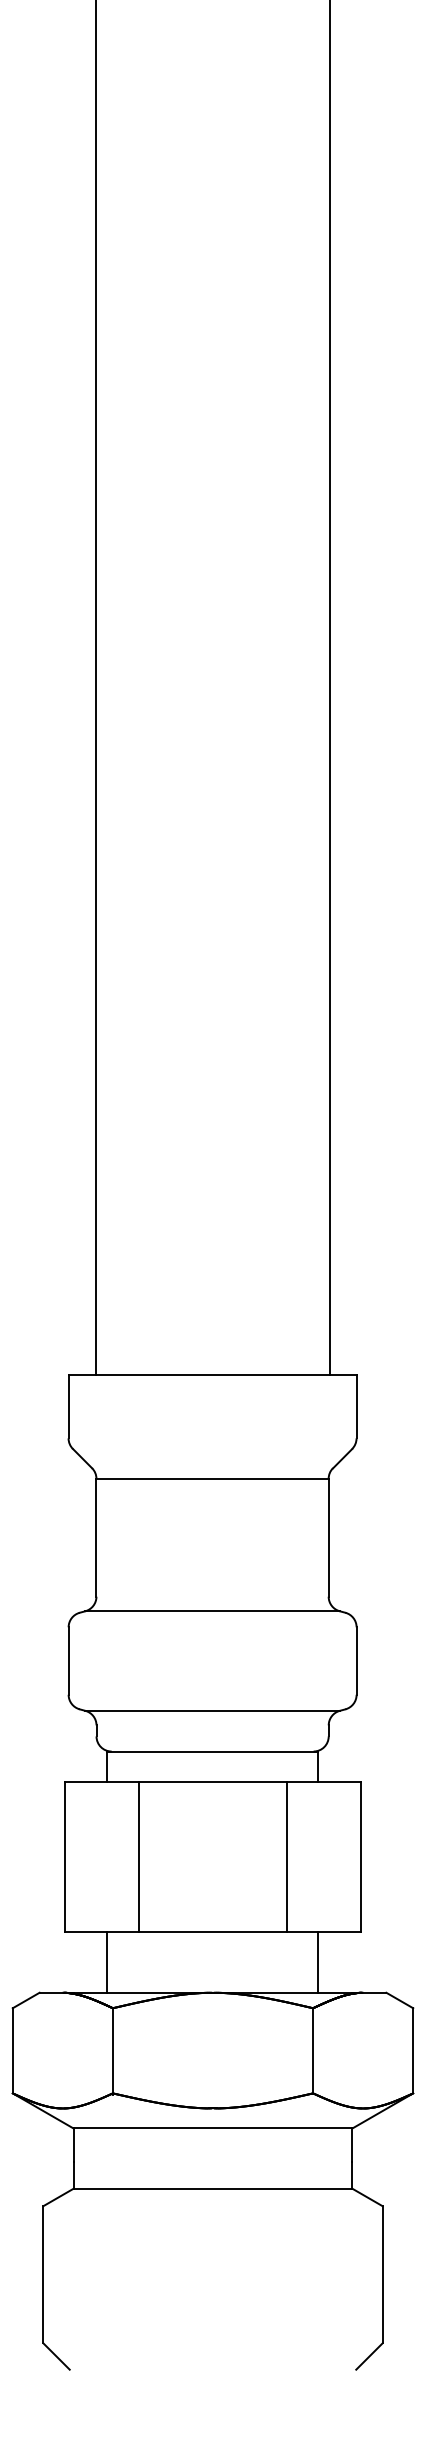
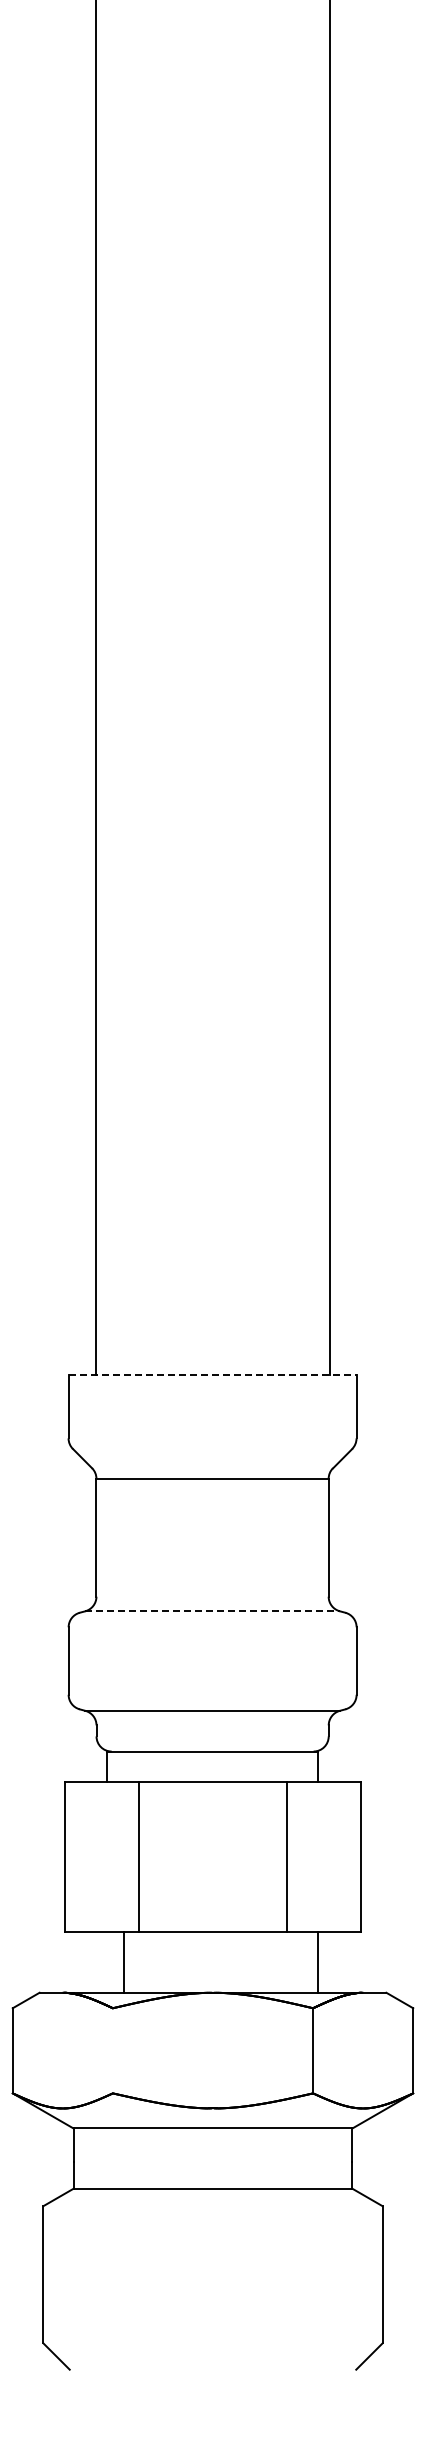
line: solid -> dashed (212, 1374)
line: solid -> dashed (213, 1611)
line position: (107, 1962) -> (124, 1962) (124, 1962)
line: present -> none (112, 2051)
